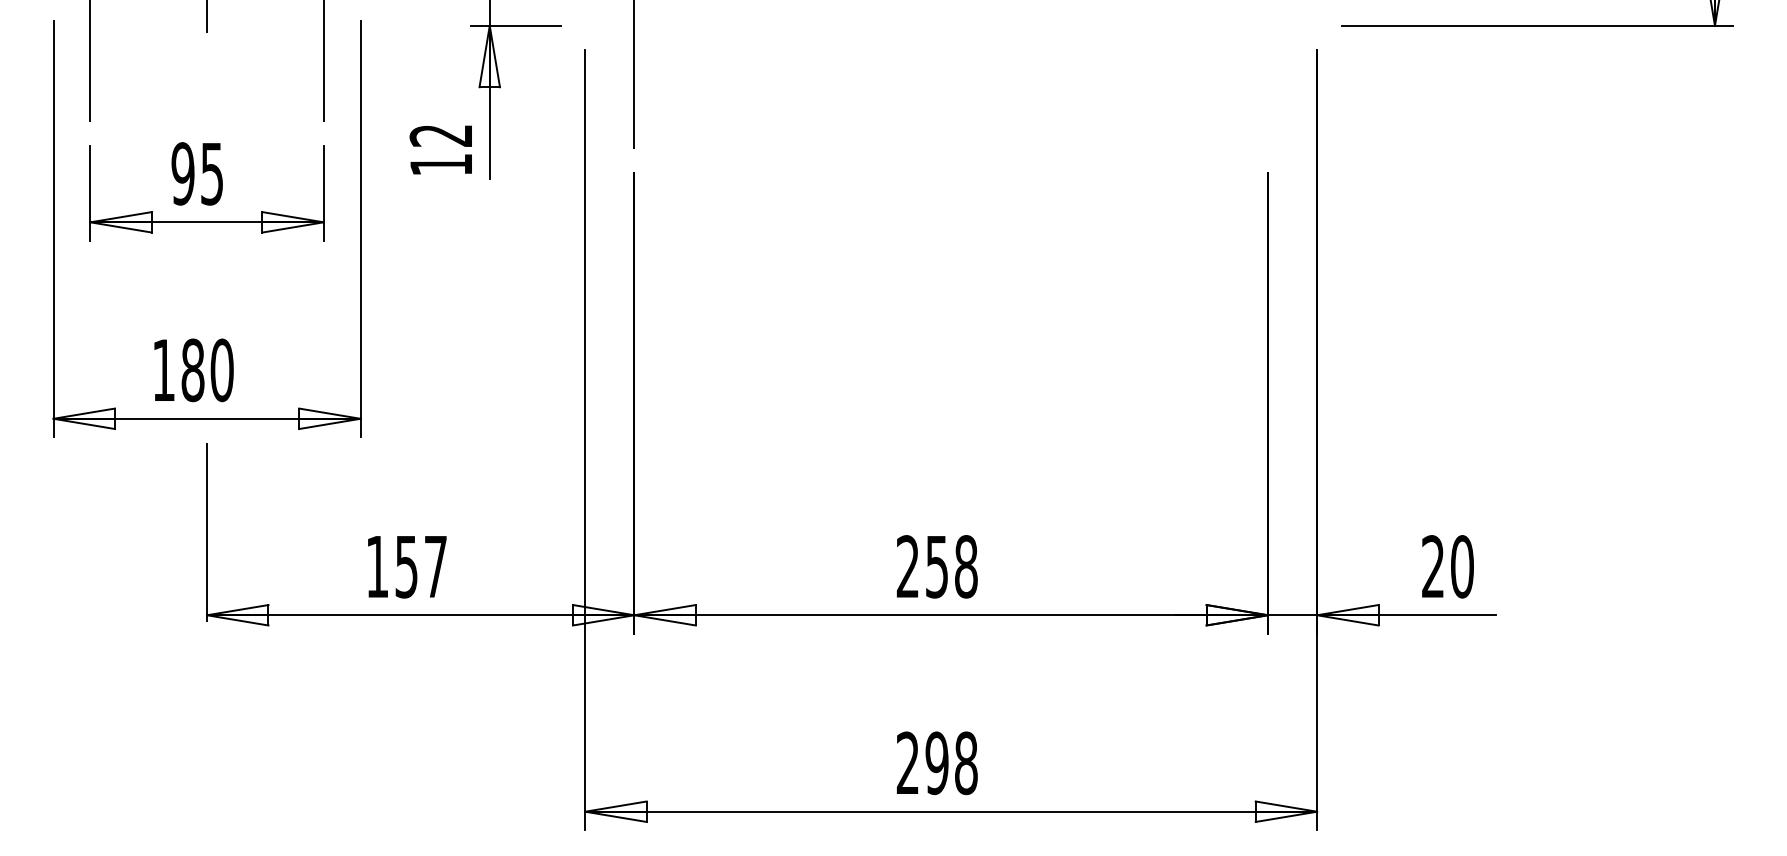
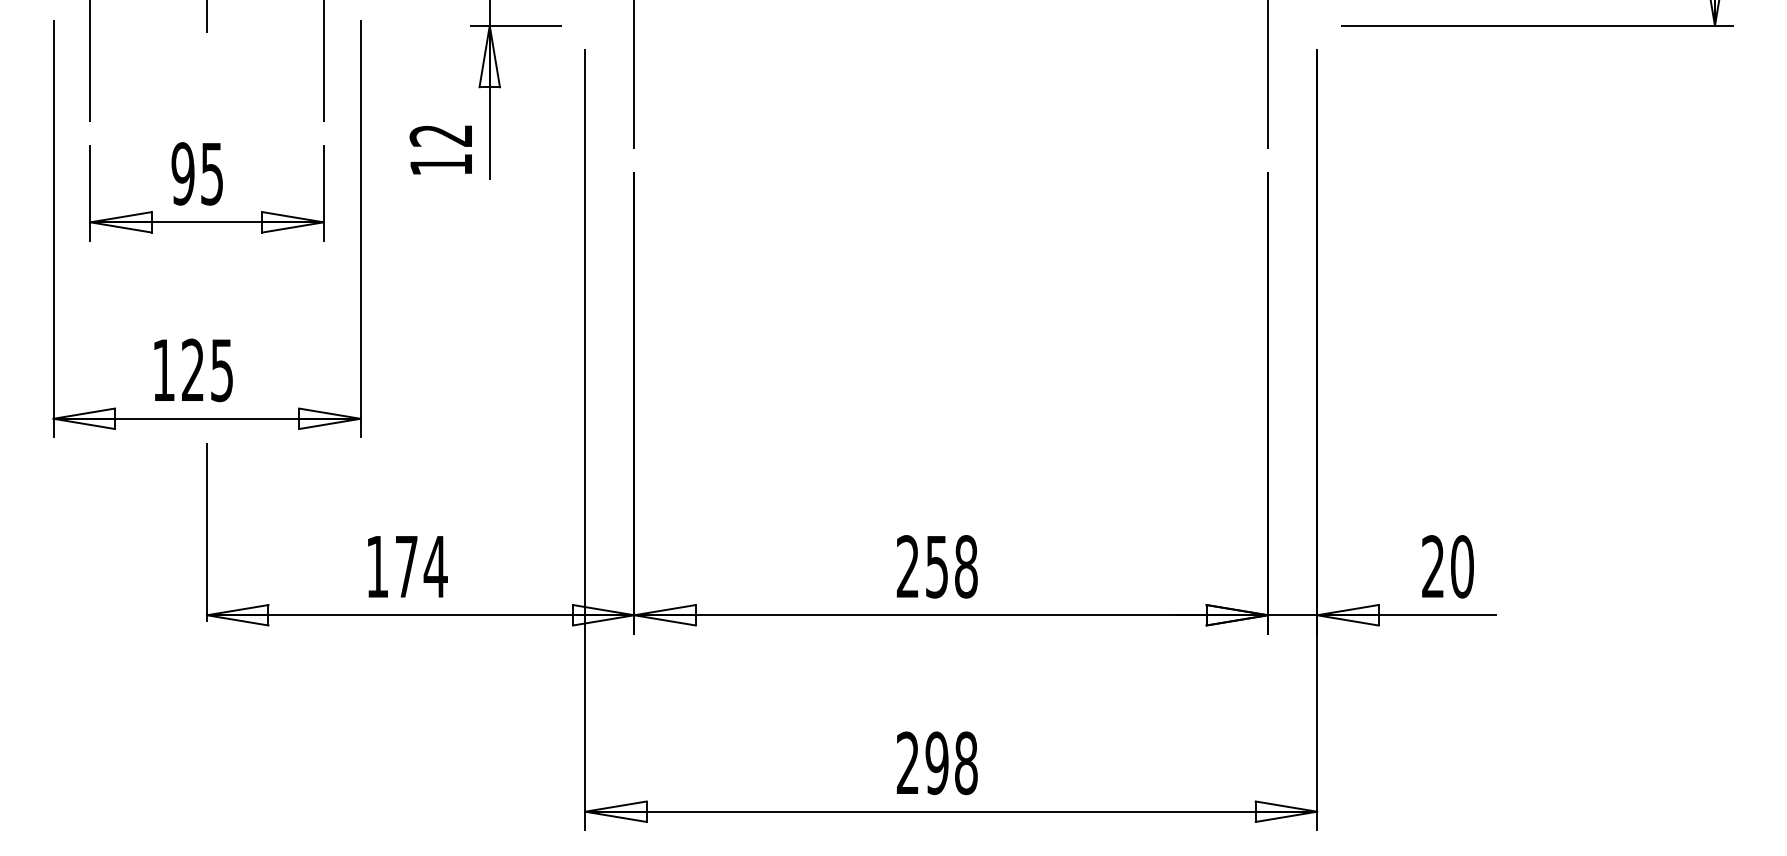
line: none -> present (1268, 75)
text: 180 -> 125 (207, 370)
text: 157 -> 174 (421, 567)
